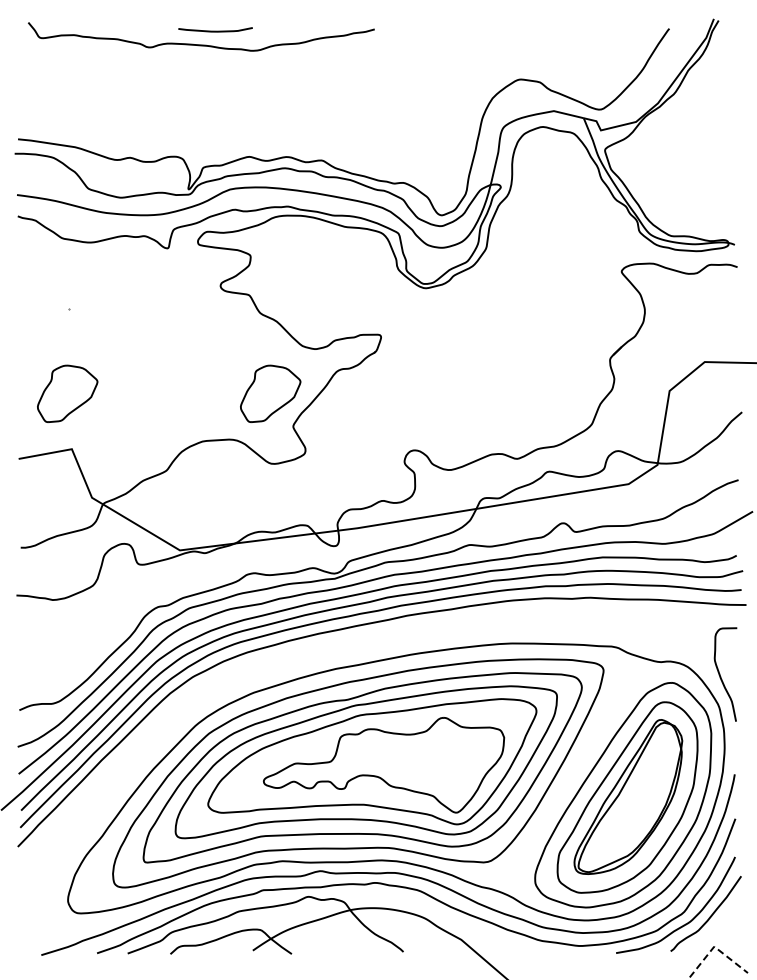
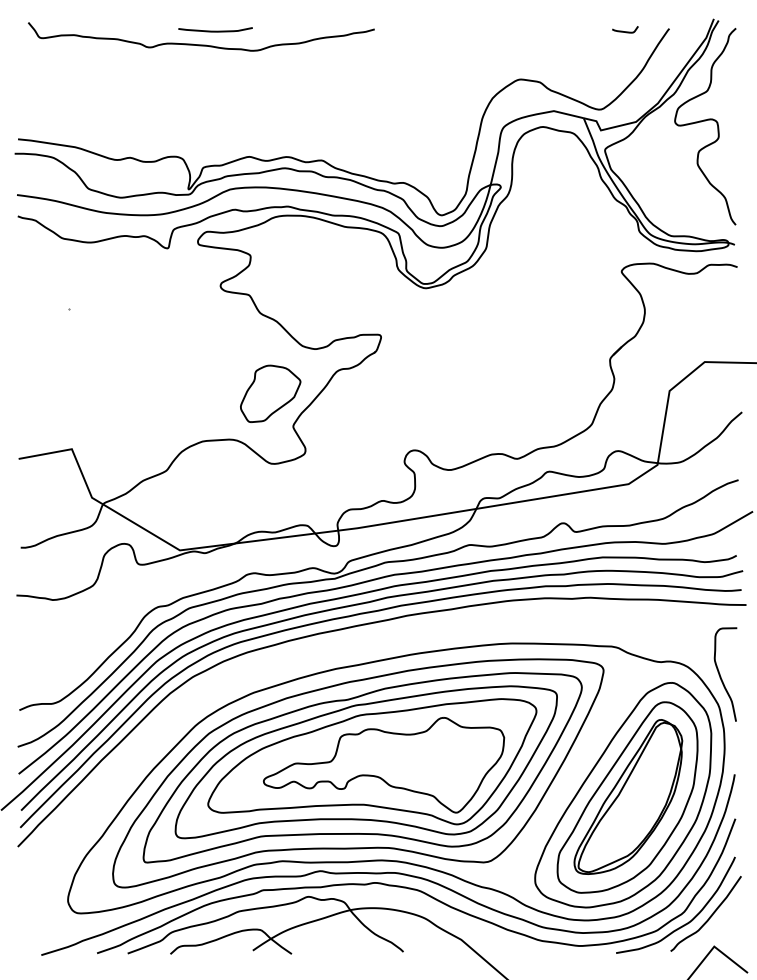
curve: none -> present (625, 31)
curve: none -> present (705, 121)
part: present -> none (67, 393)
line: dashed -> solid (714, 946)
